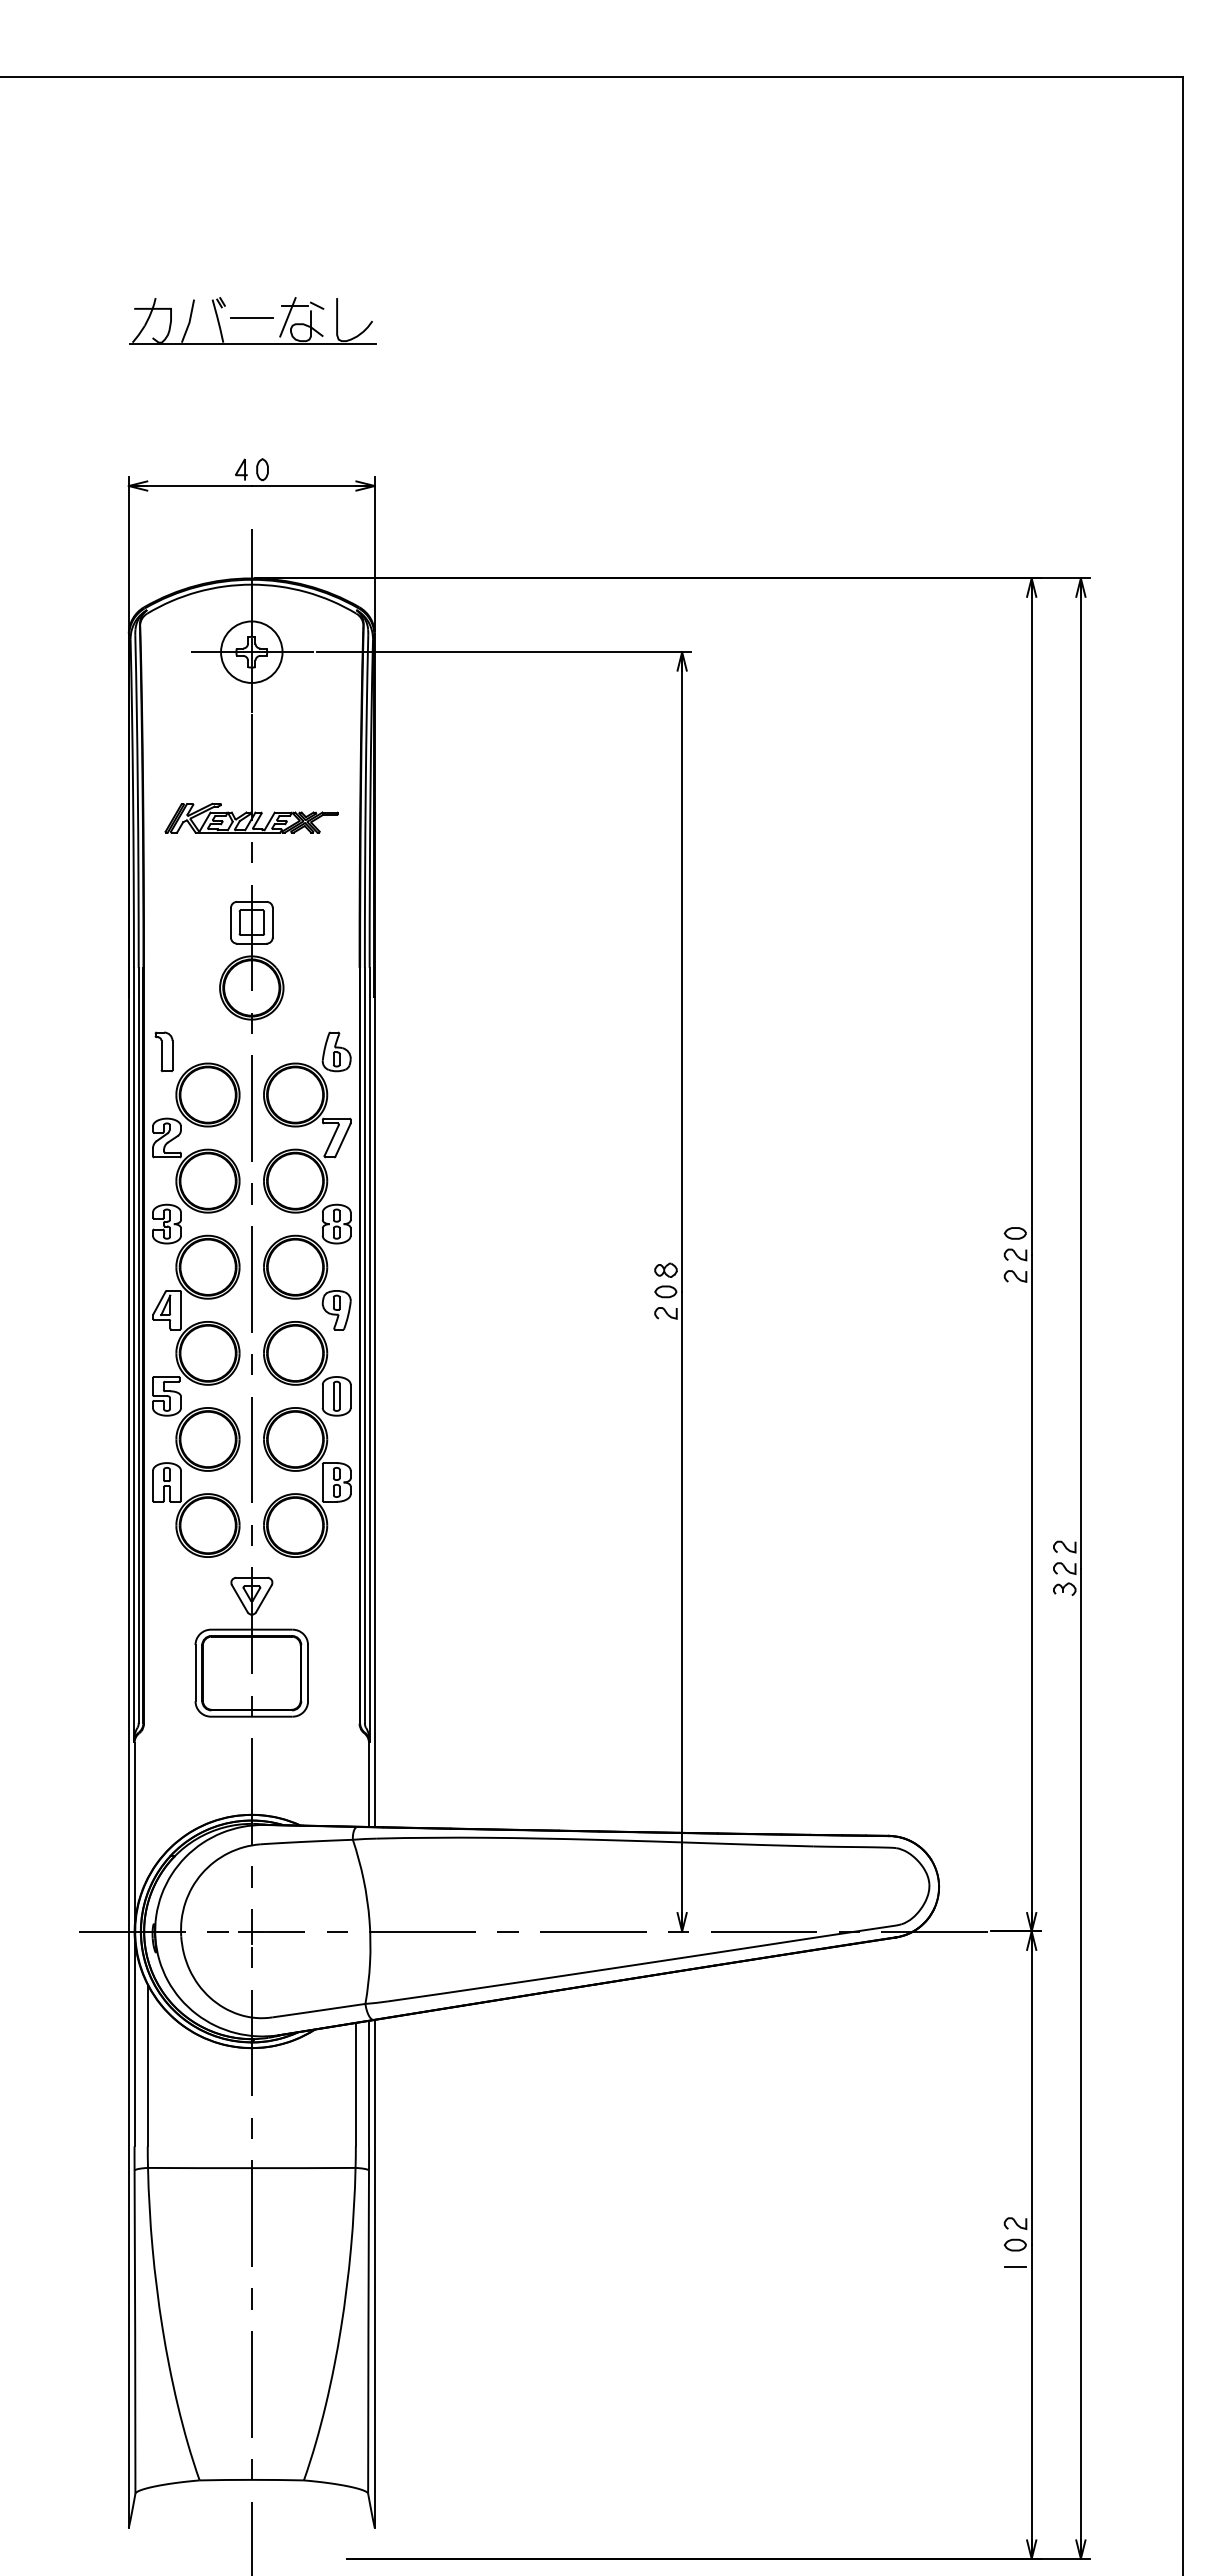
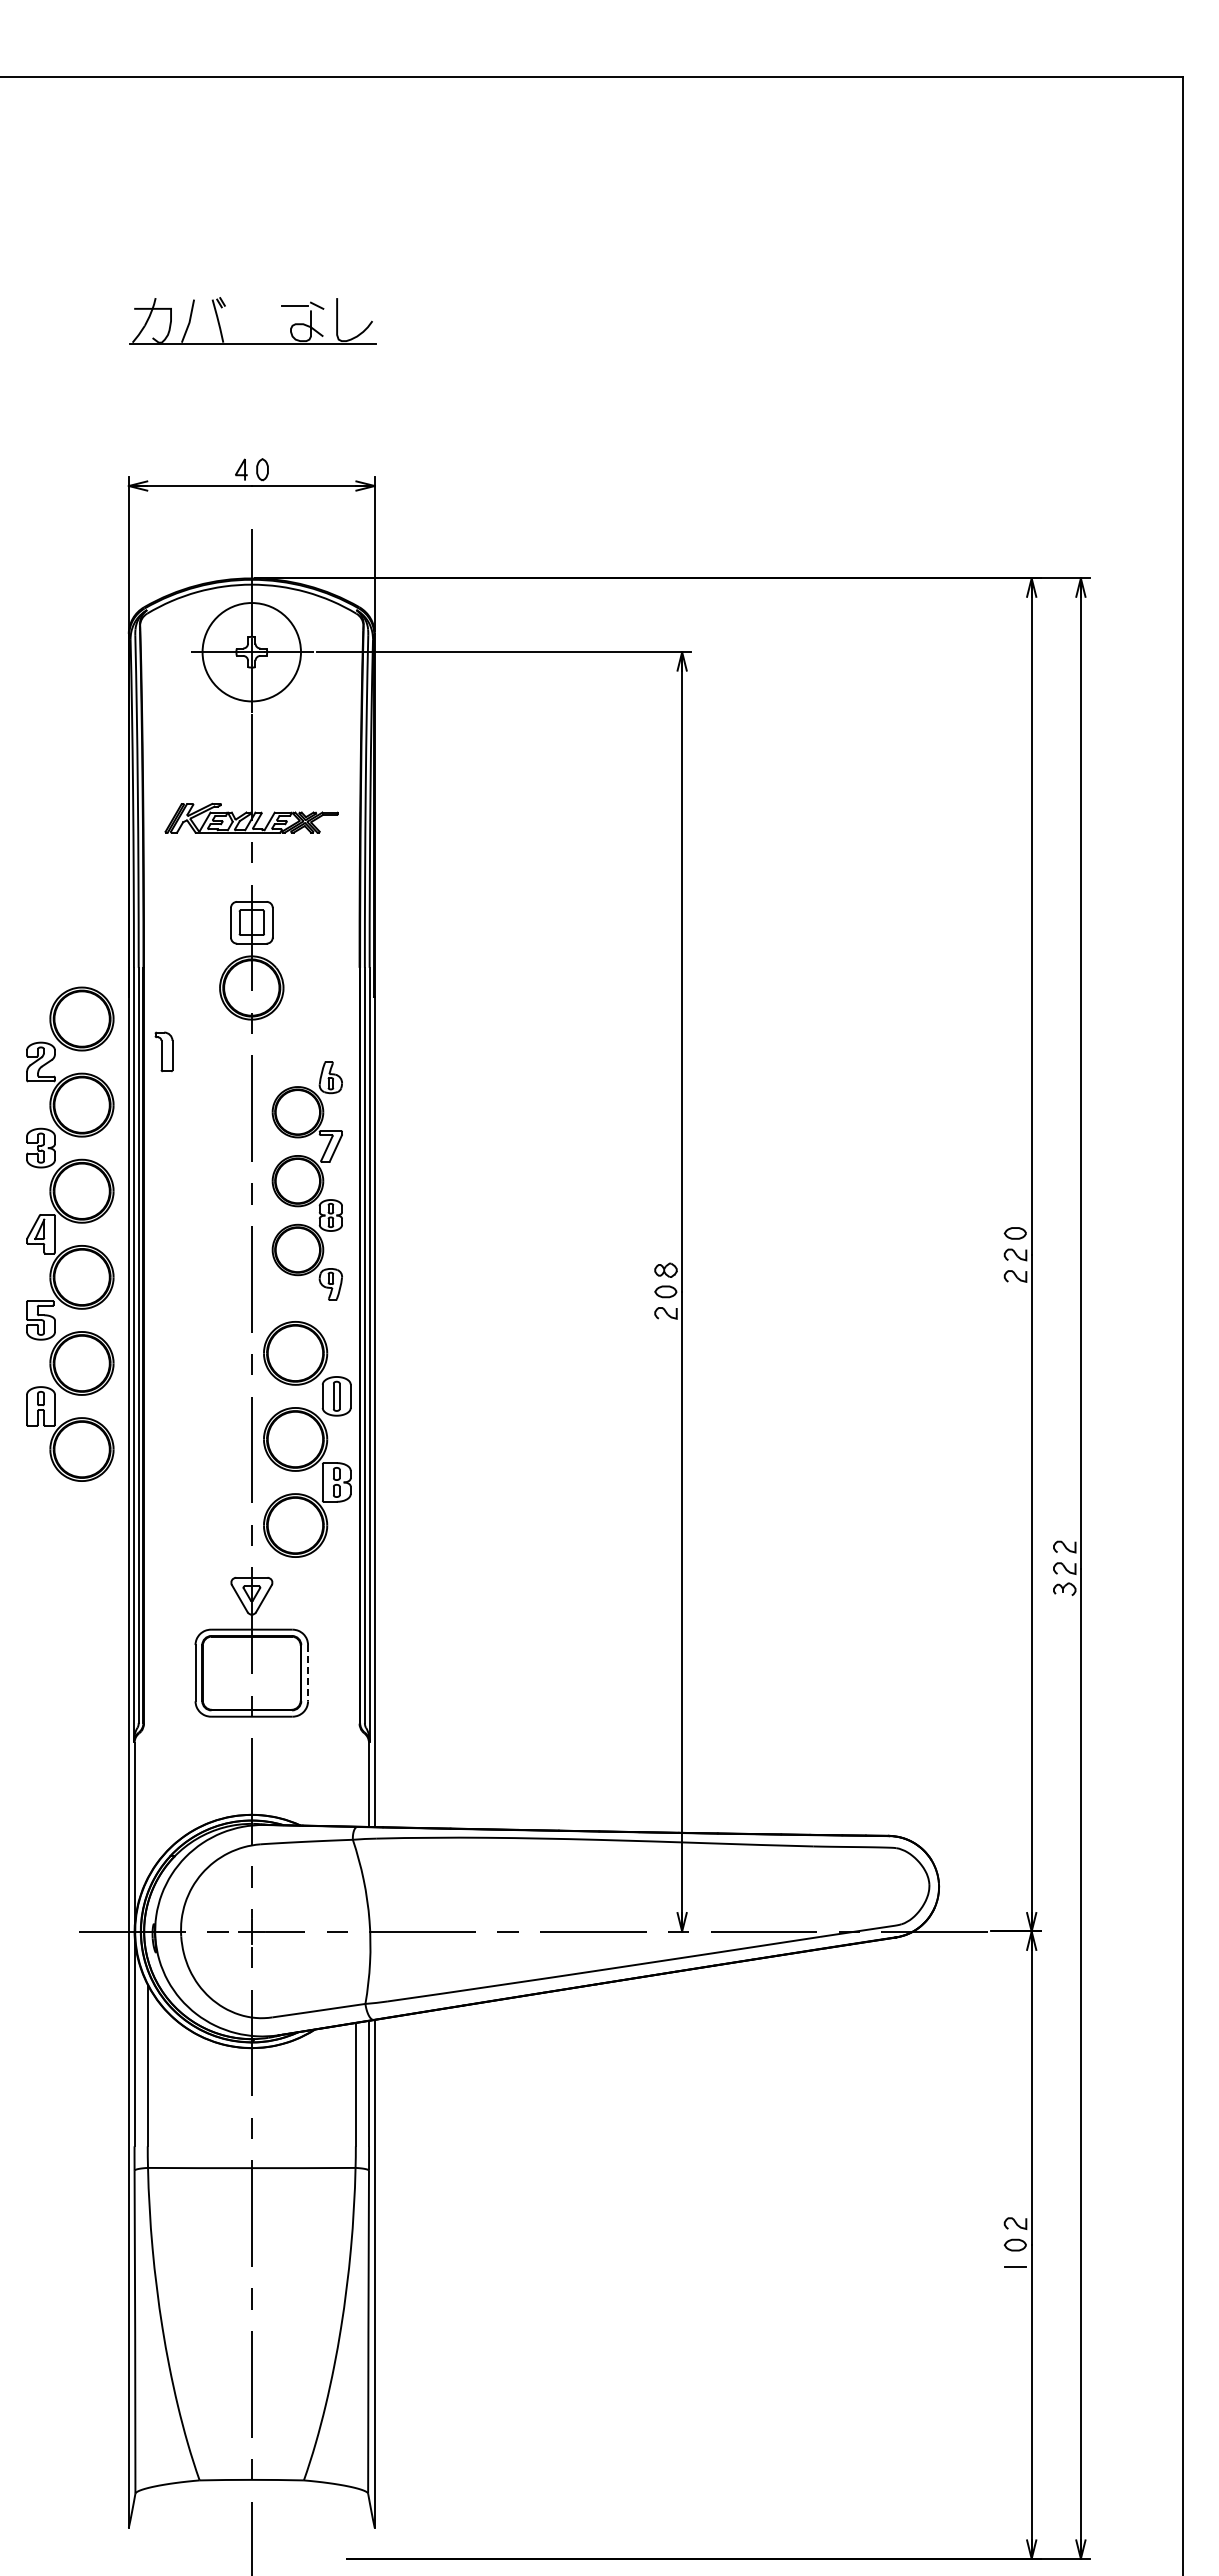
line: present -> none (287, 317)
line: present -> none (251, 318)
circle diameter: 62 px -> 98 px (251, 652)
part size: 89x300 px -> 72x240 px (306, 1180)
part position: (198, 1298) -> (72, 1222) (72, 1222)
line: solid -> dashed (308, 1673)
